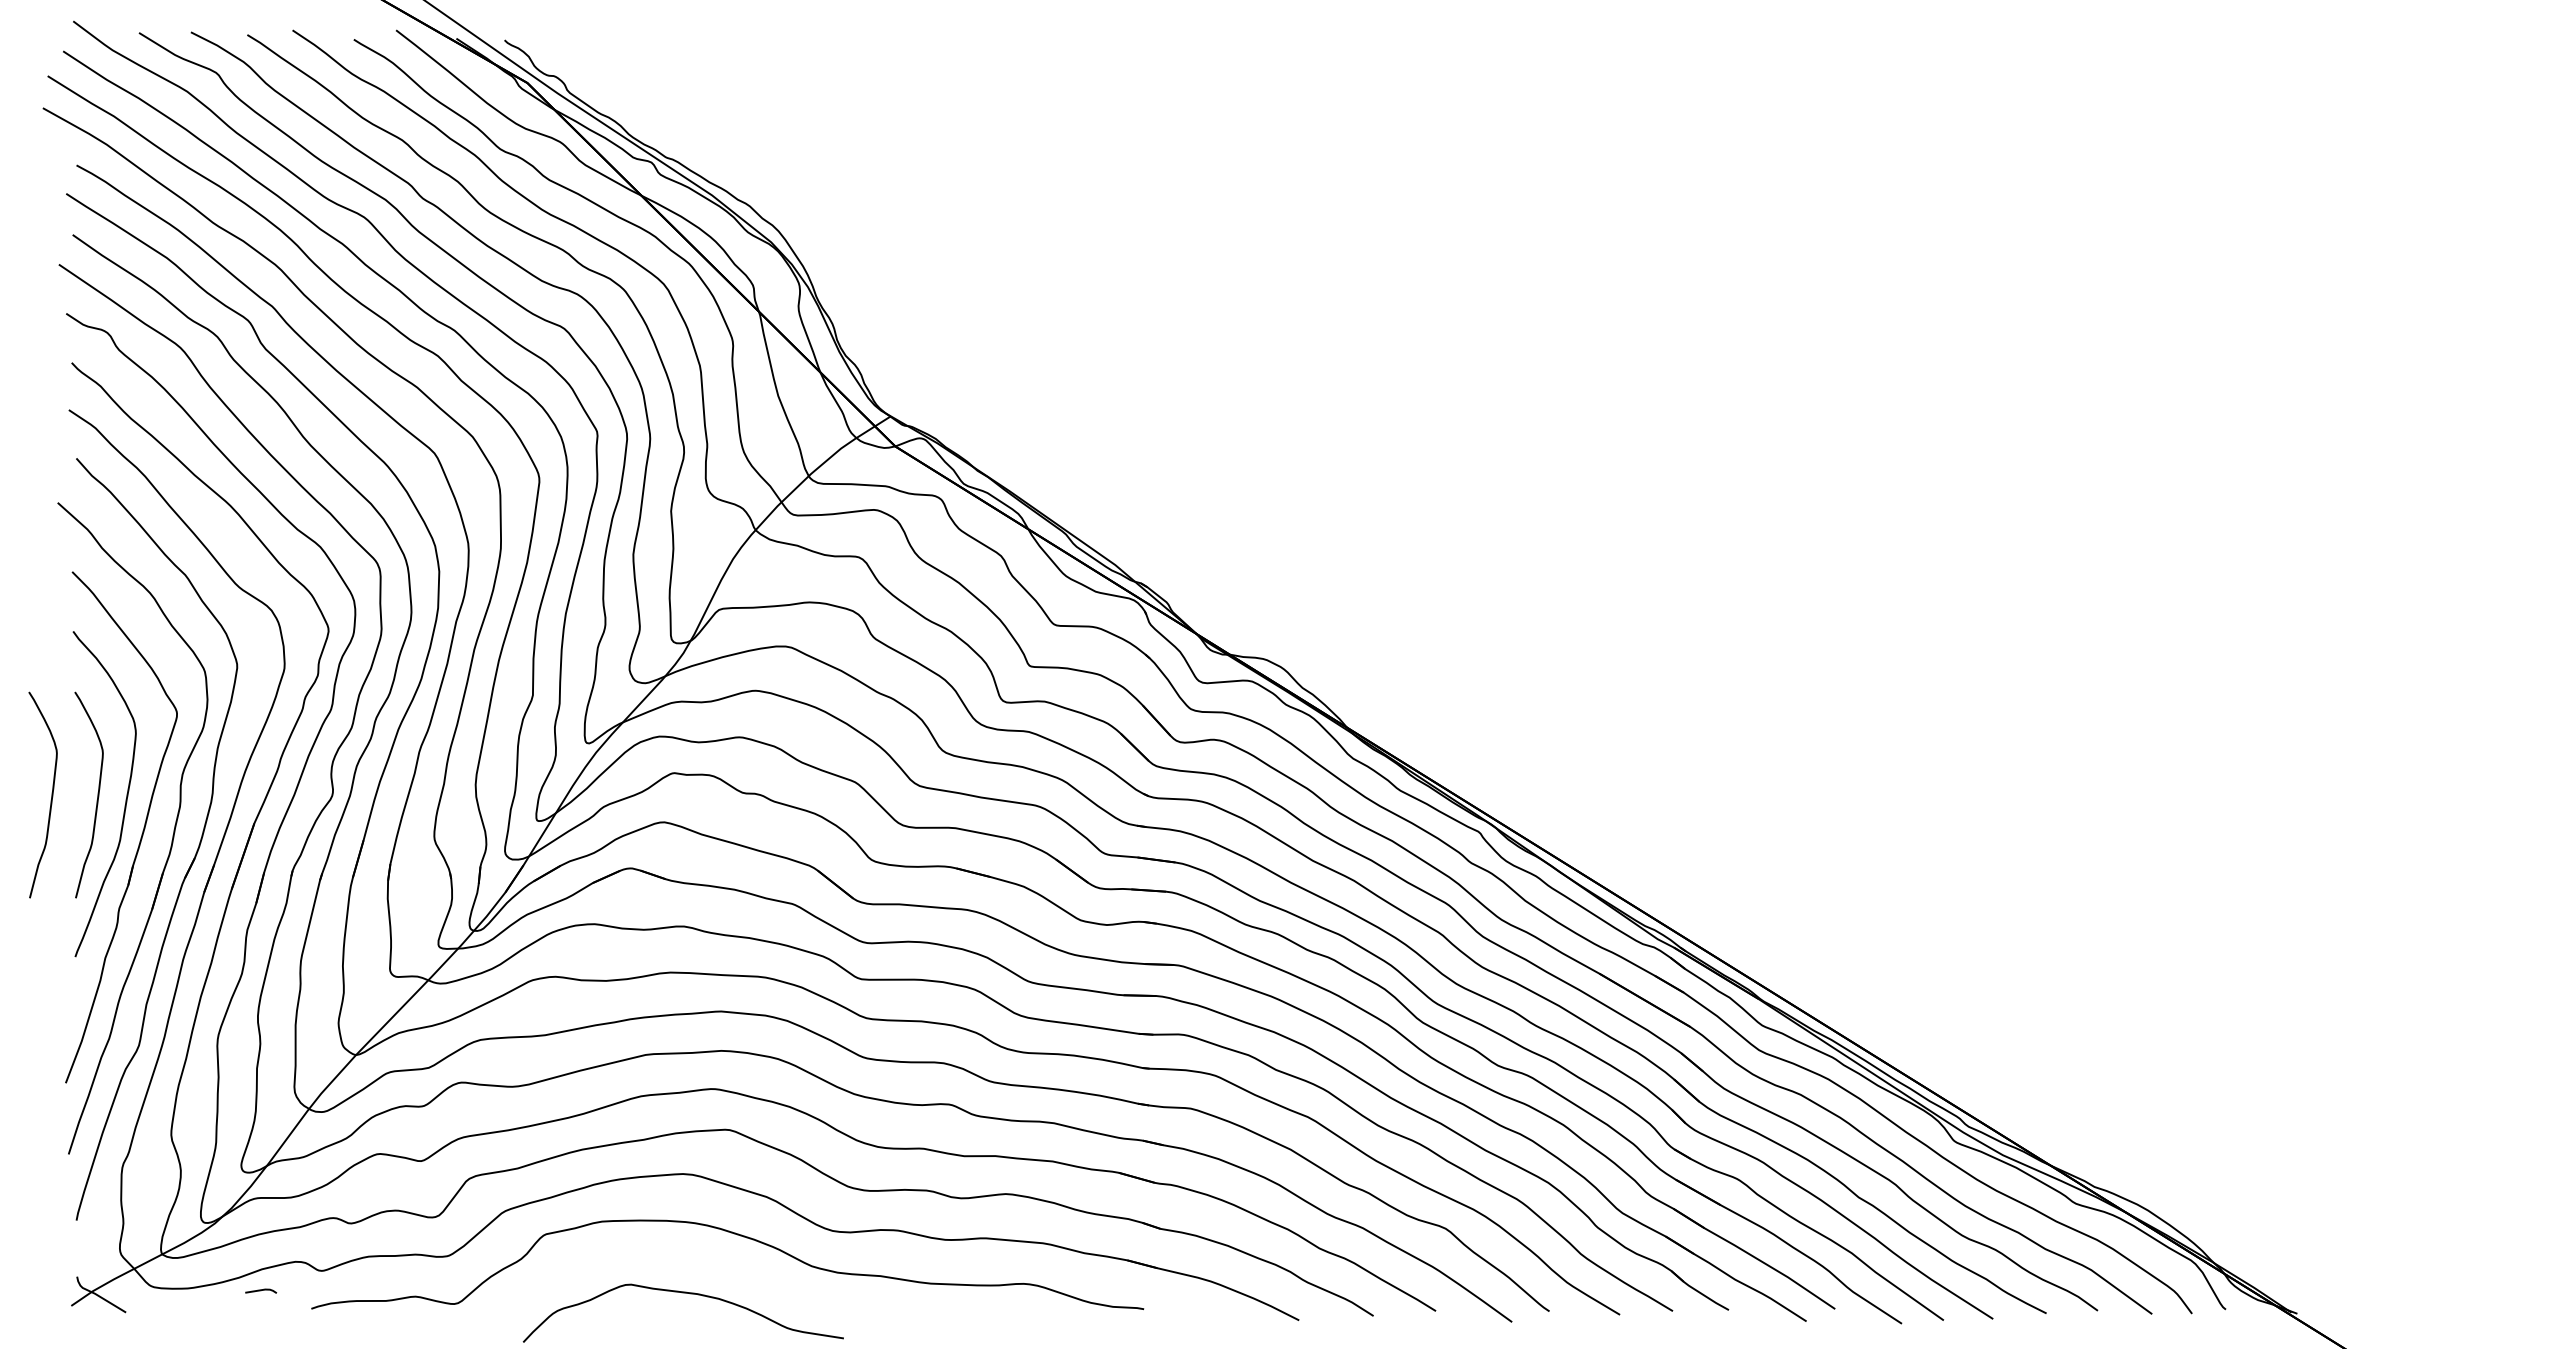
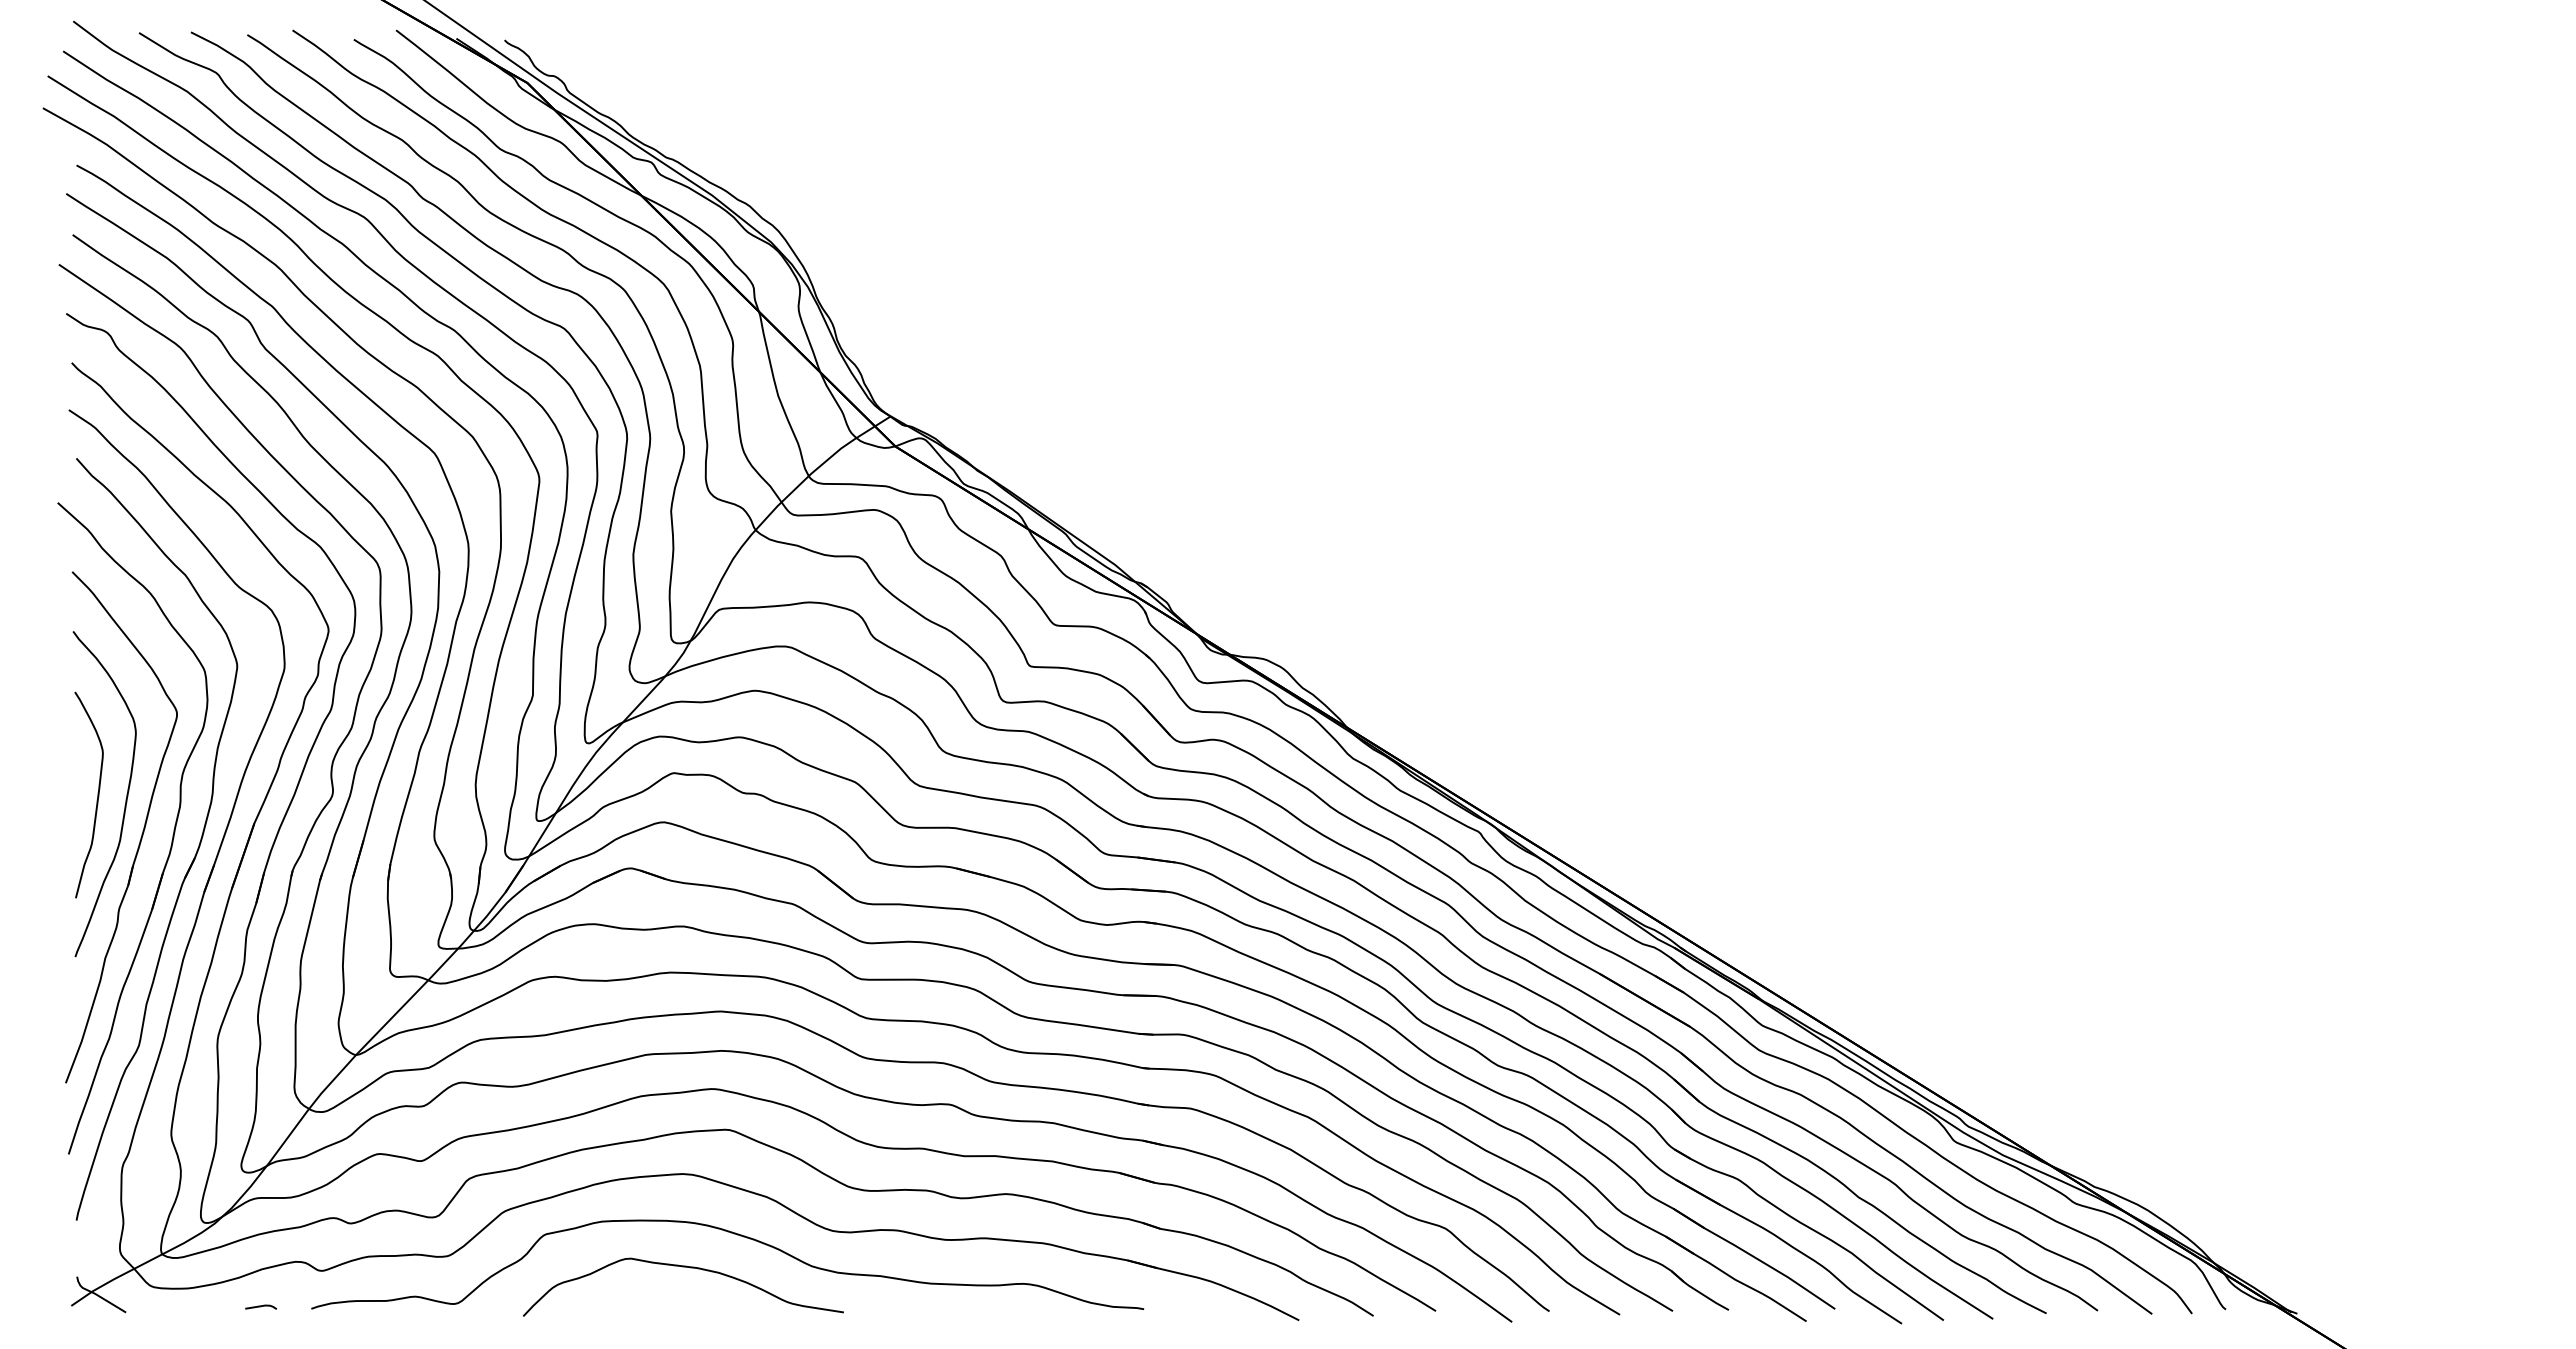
curve: present -> none (51, 794)
line position: (261, 1290) -> (261, 1306) (261, 1306)
curve position: (682, 1293) -> (682, 1267) (682, 1267)
